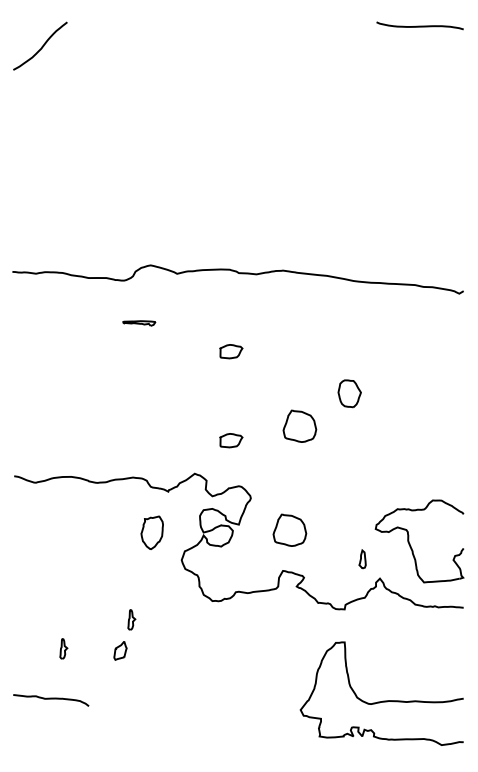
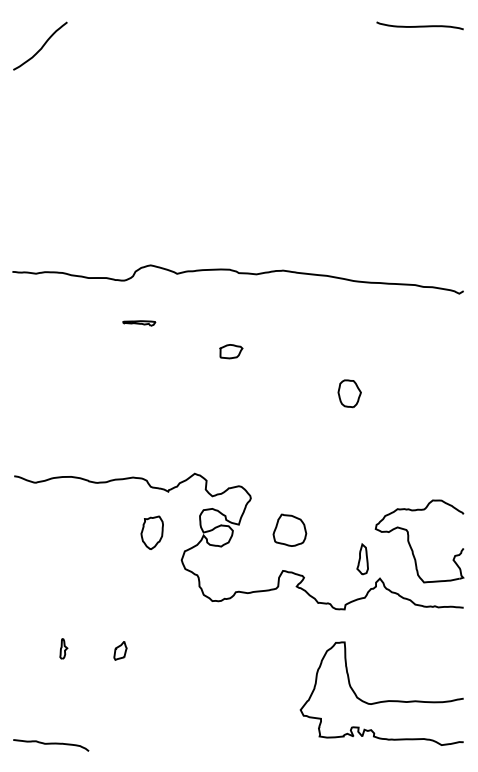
part: present -> none (299, 425)
part: present -> none (231, 440)
part size: 9x21 px -> 13x33 px (362, 559)
part: present -> none (131, 619)
curve position: (51, 699) -> (51, 744) (51, 744)
